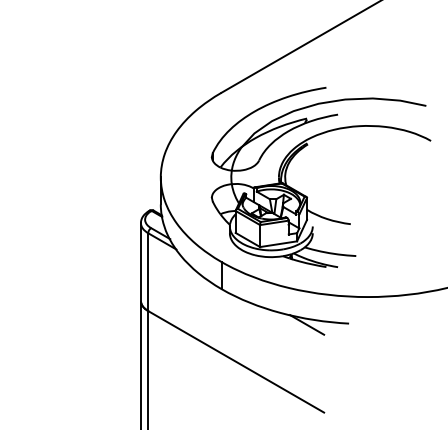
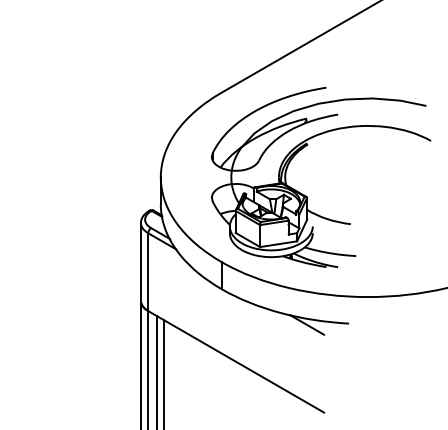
line: none -> present (157, 371)
line: none -> present (164, 373)
